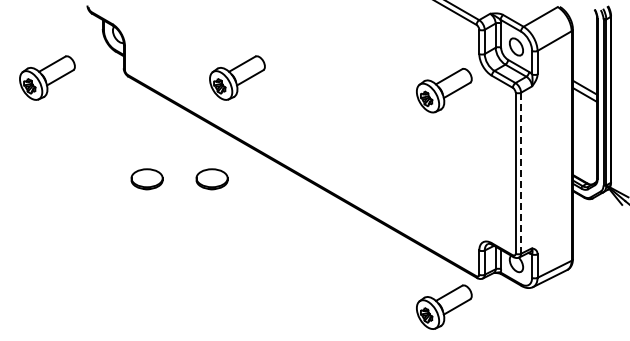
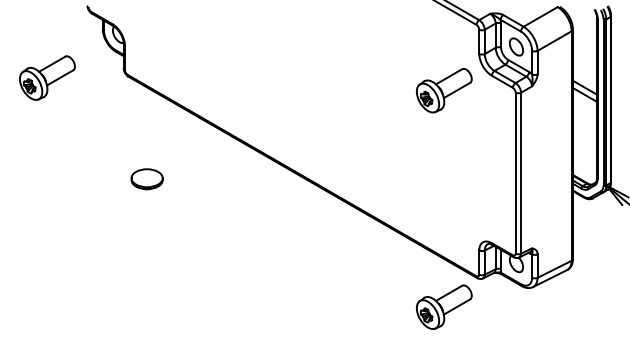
part: present -> none (237, 77)
line: dashed -> solid (521, 173)
part: present -> none (211, 179)
